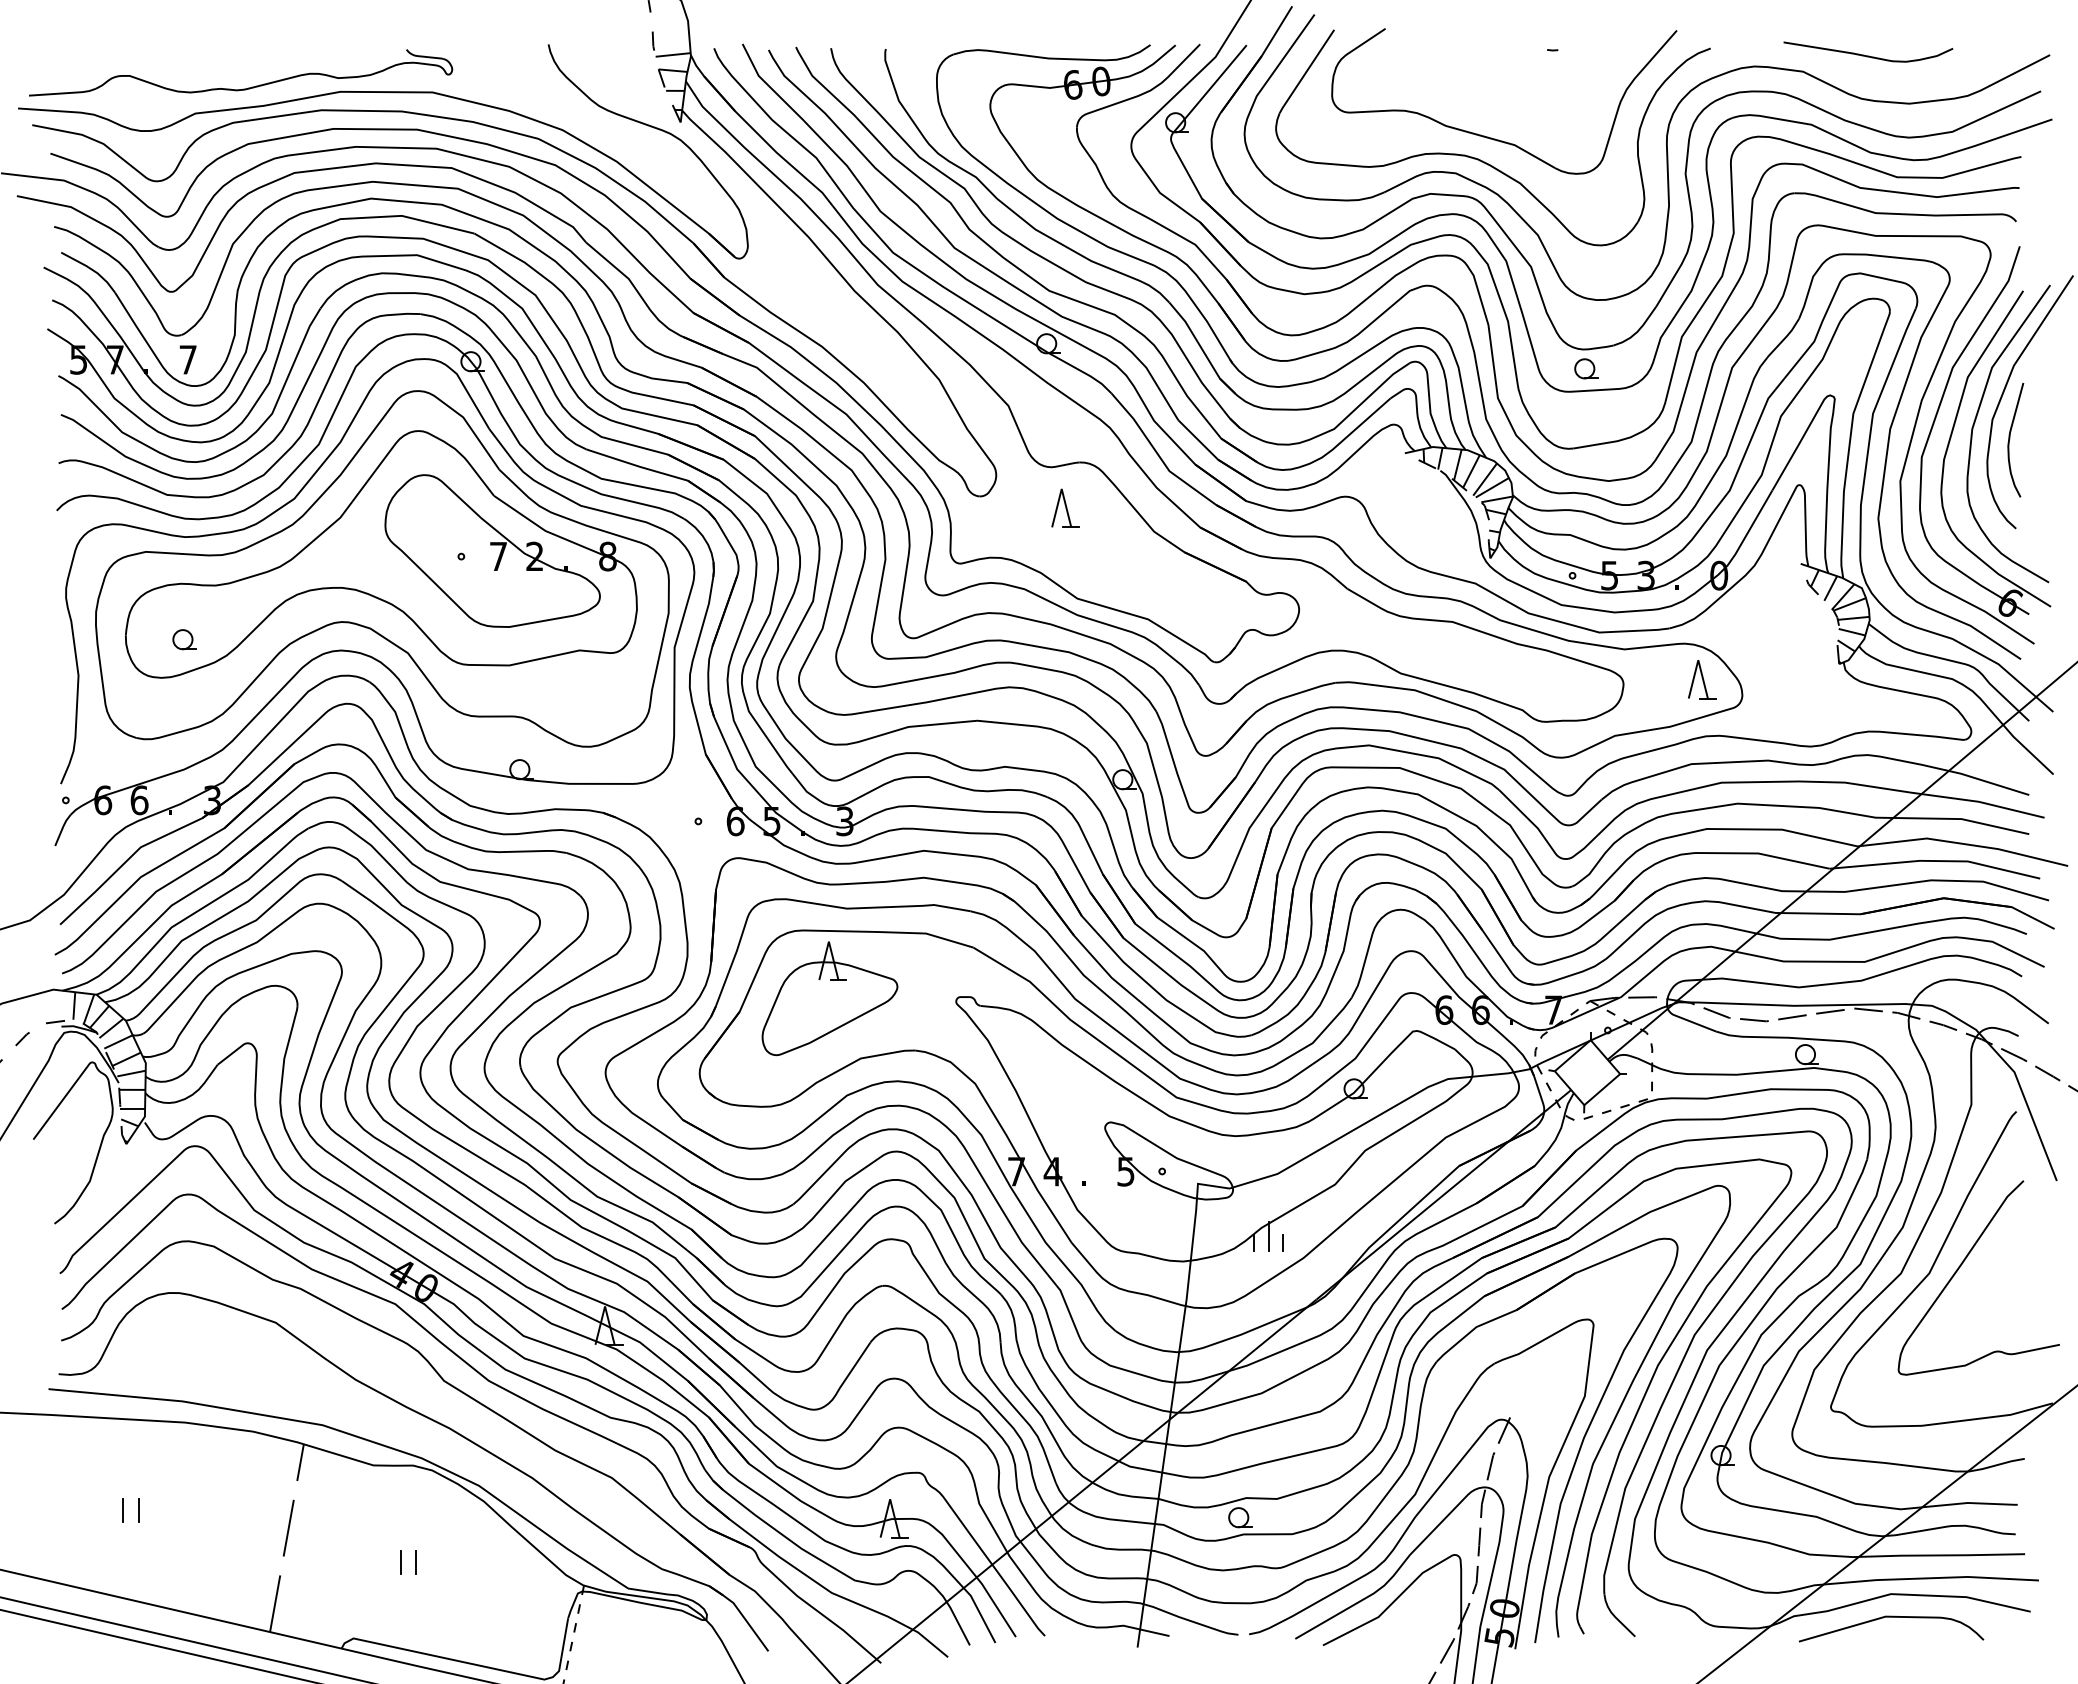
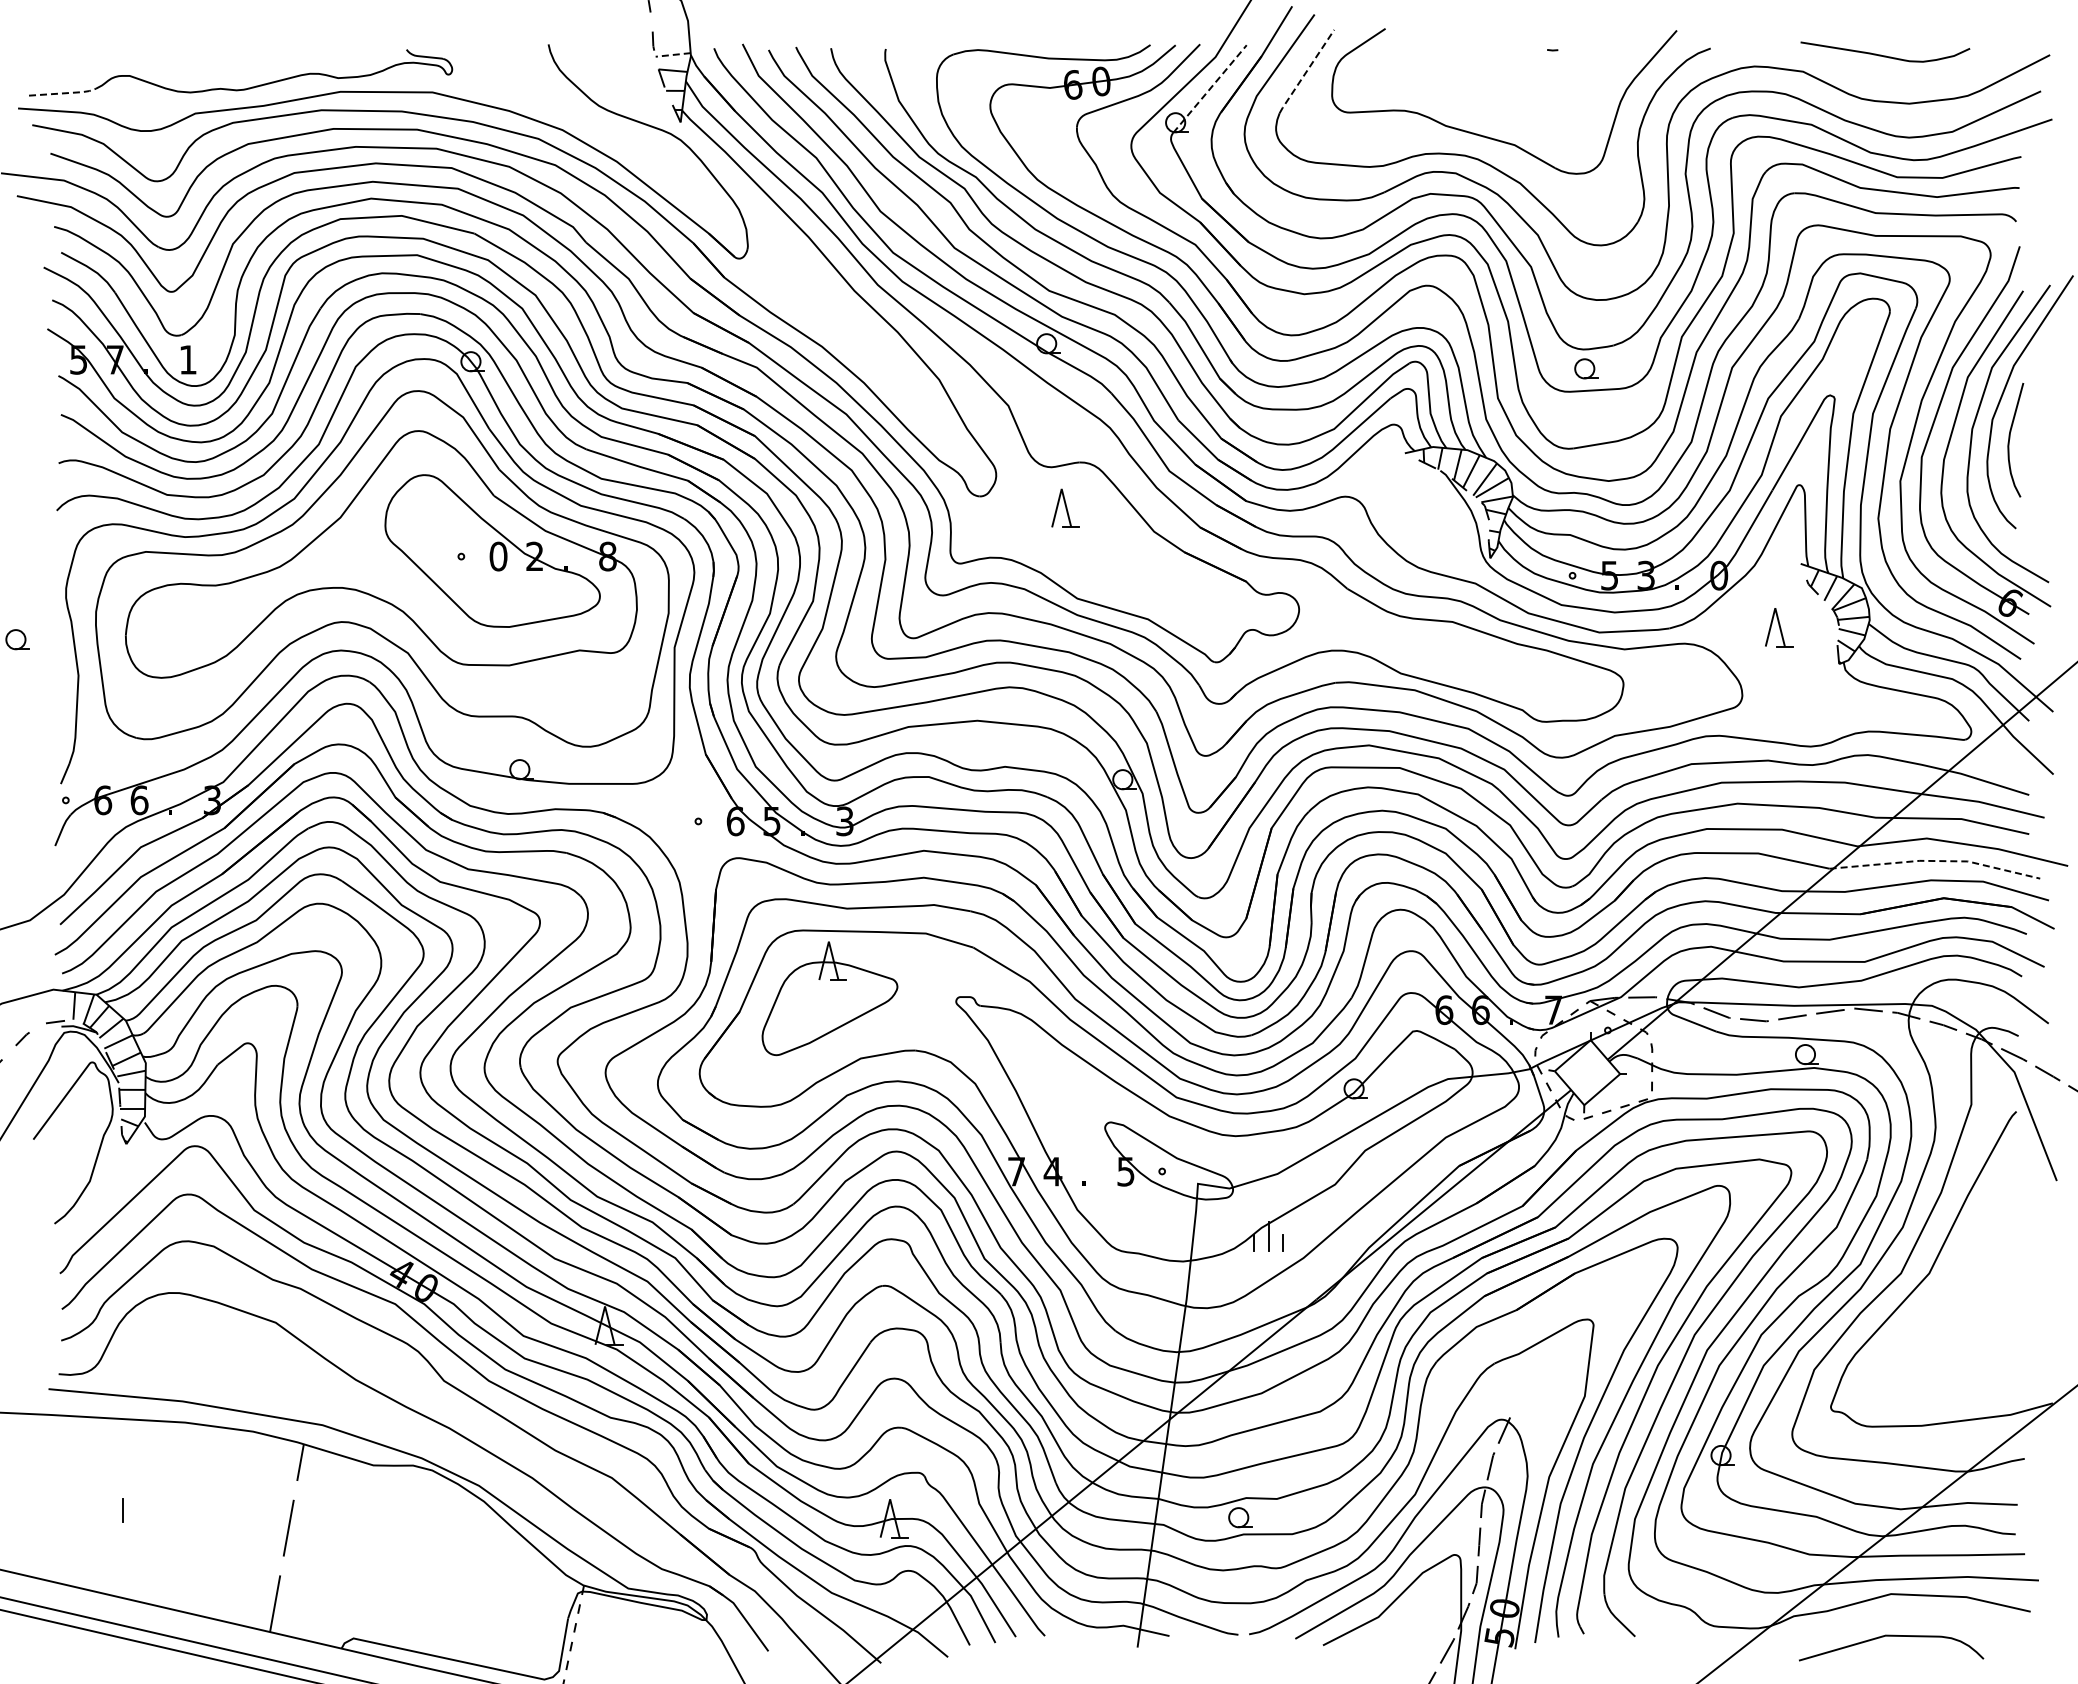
line: solid -> dashed (673, 54)
curve position: (1868, 55) -> (1885, 55) (1885, 55)
line: solid -> dashed (1306, 72)
line: solid -> dashed (1210, 88)
line: solid -> dashed (63, 93)
text: 7 -> 1 (187, 359)
text: 7 -> 0 (498, 556)
part position: (184, 639) -> (17, 639) (17, 639)
part position: (1702, 679) -> (1779, 627) (1779, 627)
line: solid -> dashed (1935, 861)
curve: present -> none (1961, 1266)
line: present -> none (138, 1510)
line: present -> none (400, 1562)
line: present -> none (415, 1562)
curve position: (1891, 1617) -> (1891, 1636) (1891, 1636)
